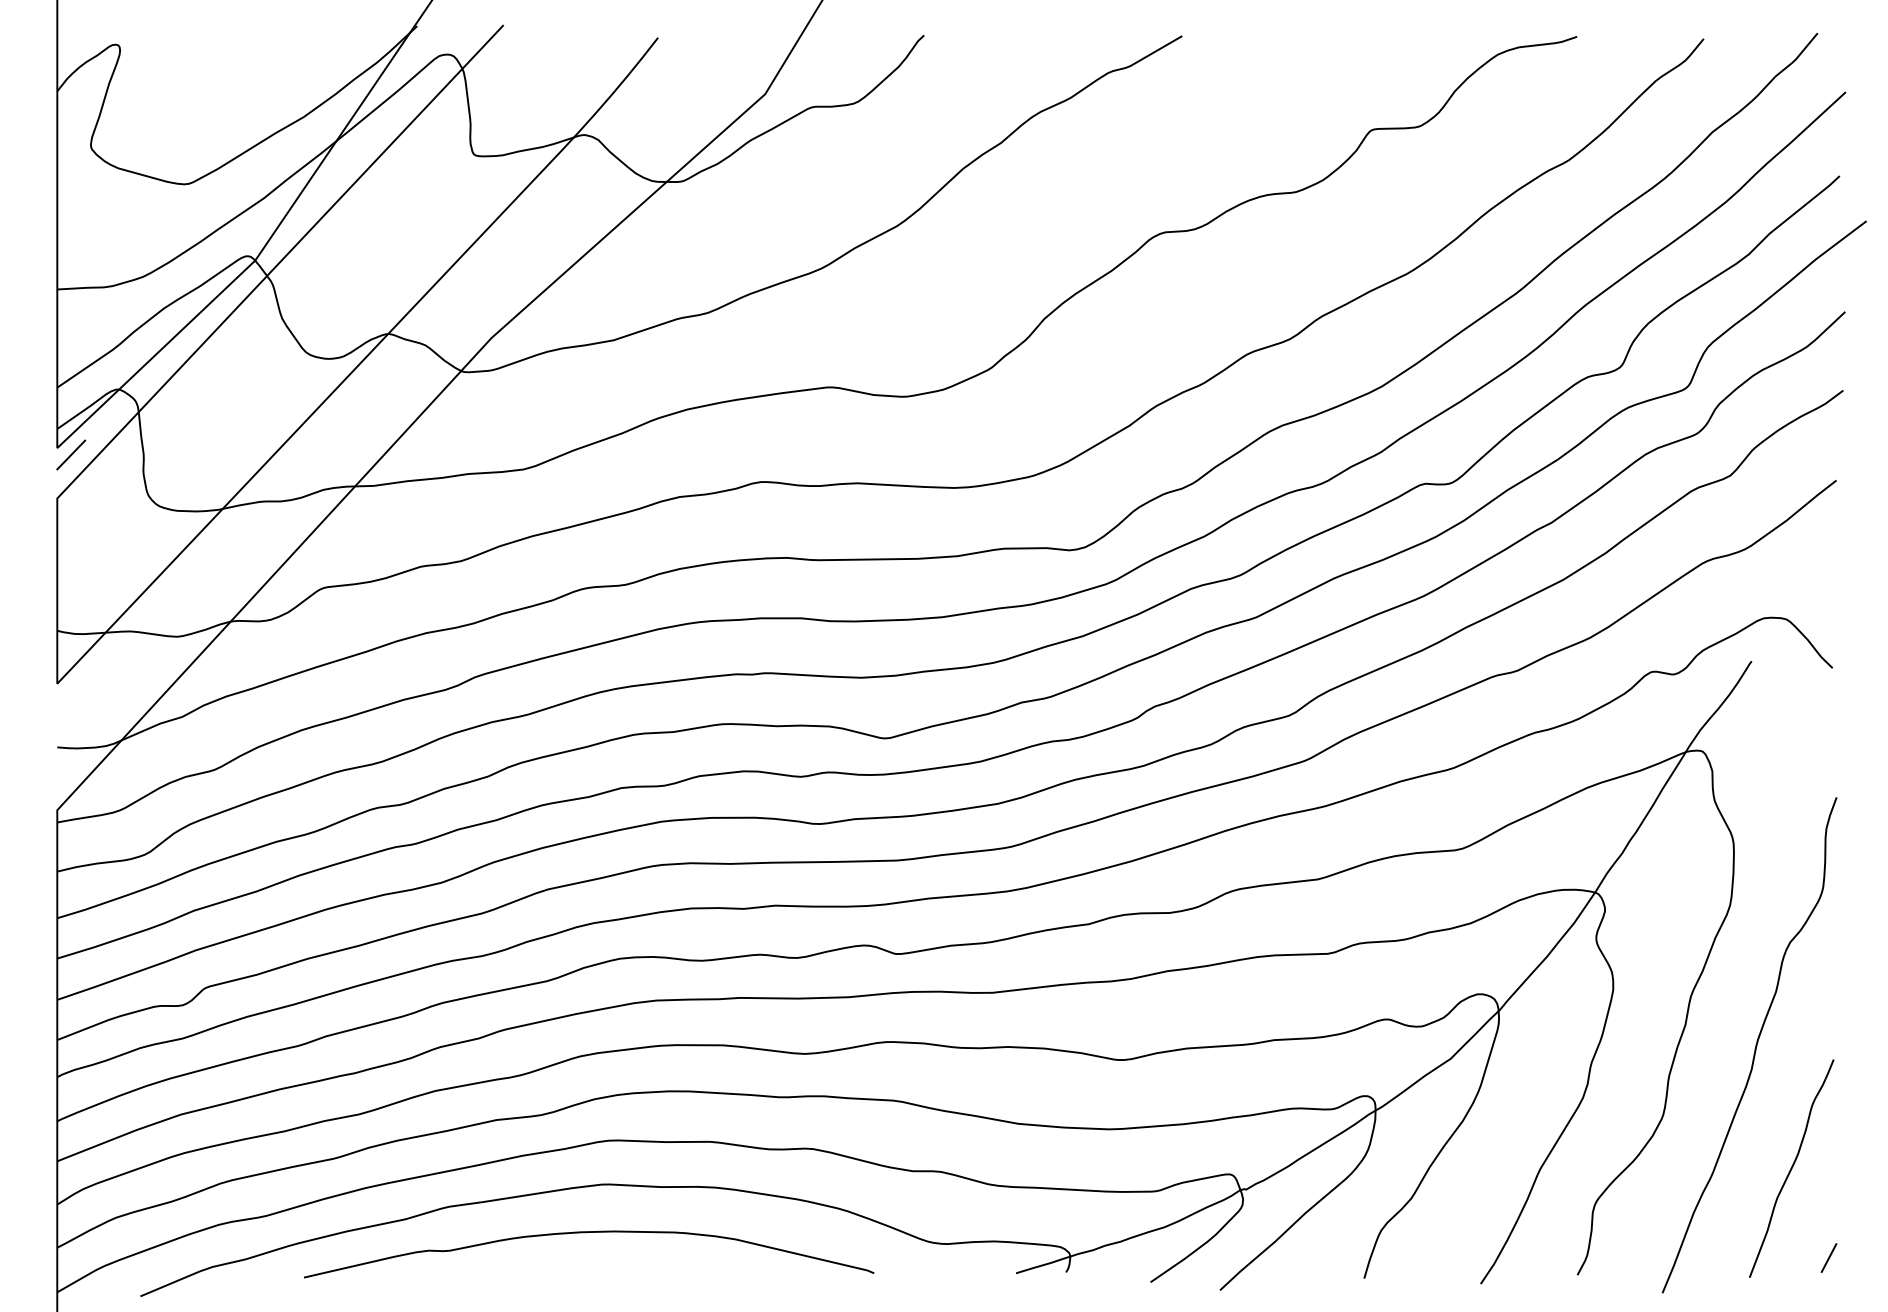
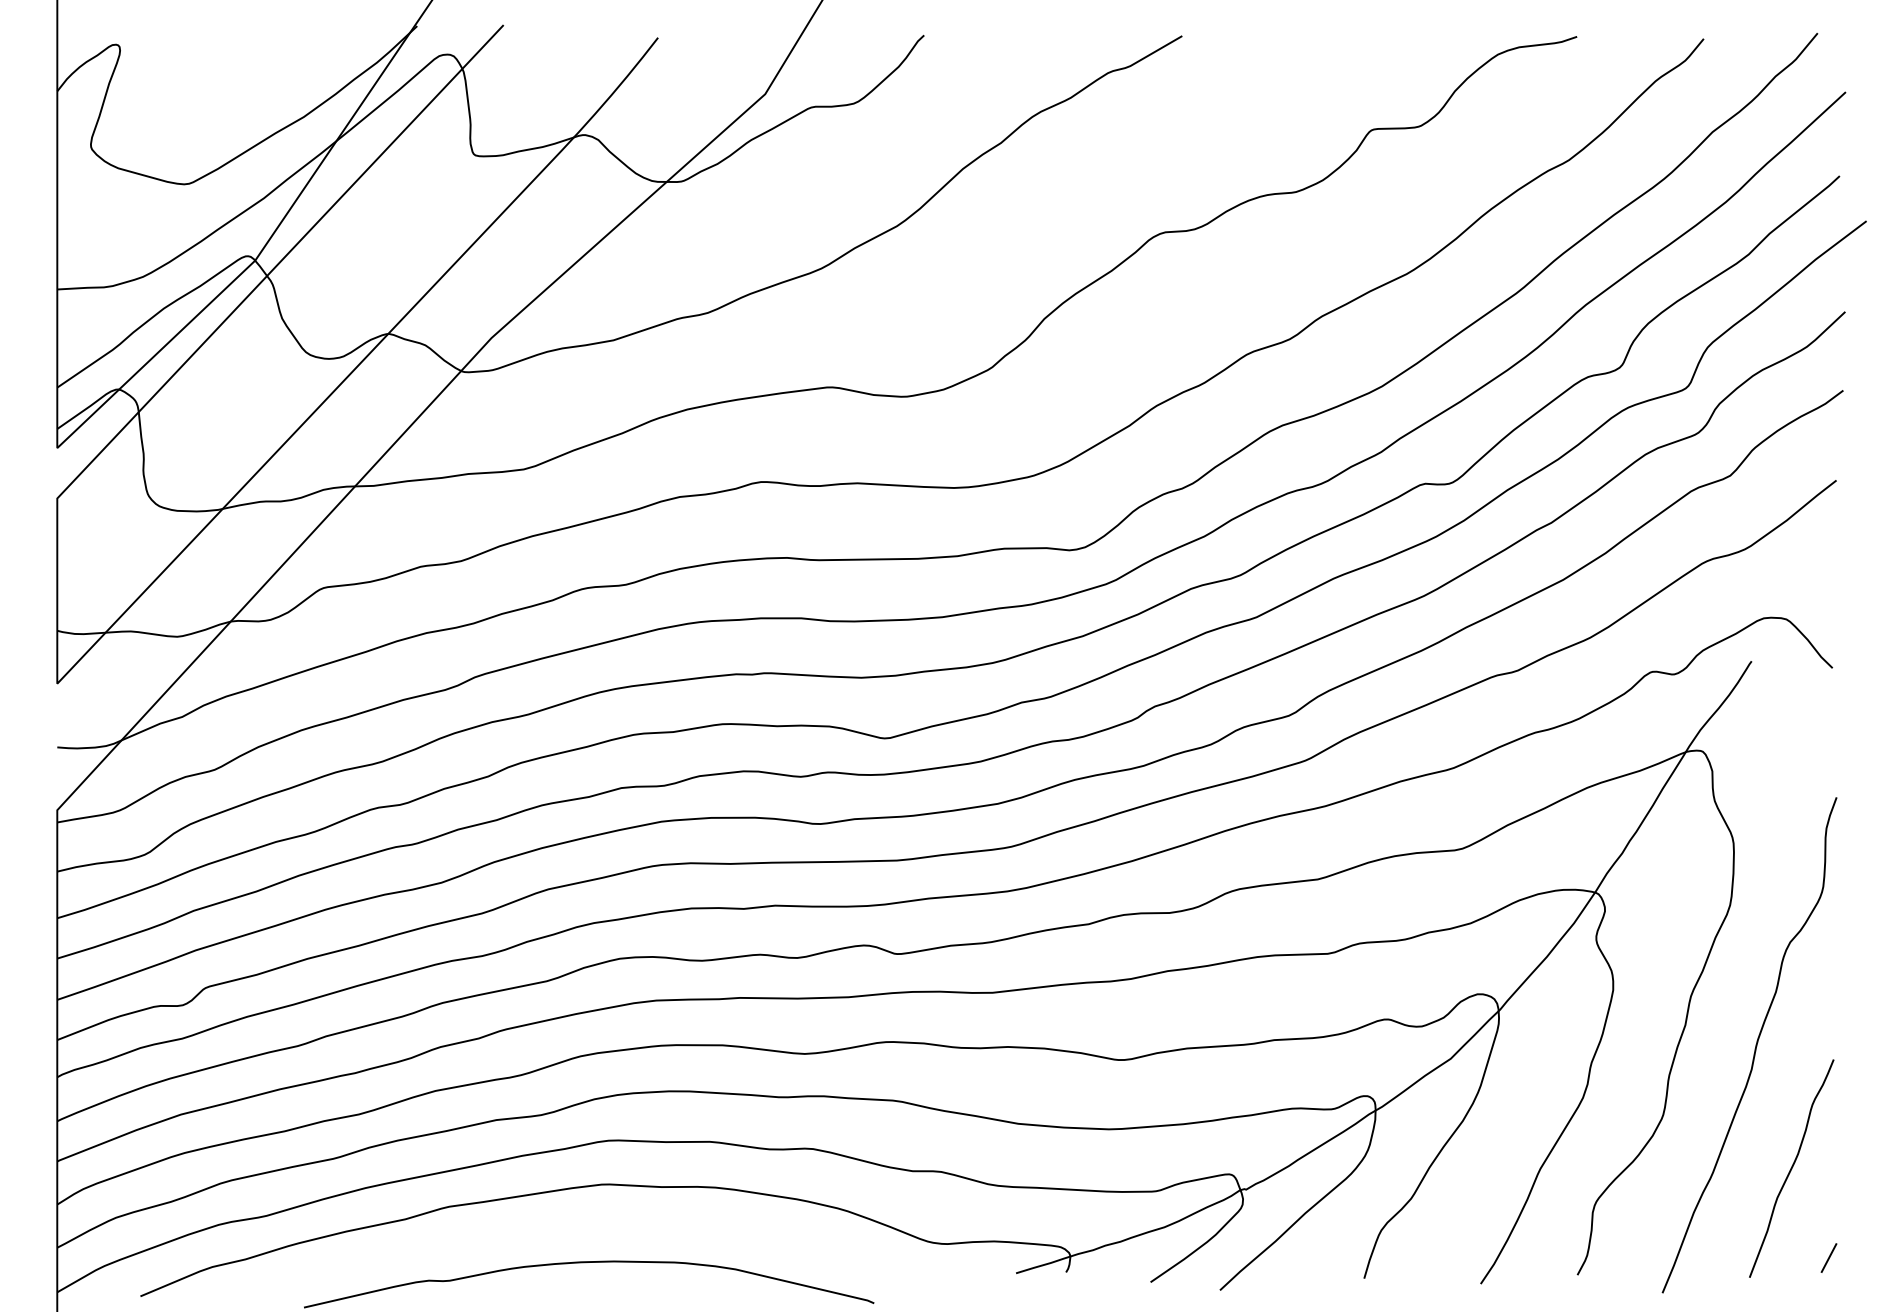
line: present -> none (71, 454)
curve position: (585, 1233) -> (585, 1263) (585, 1263)
